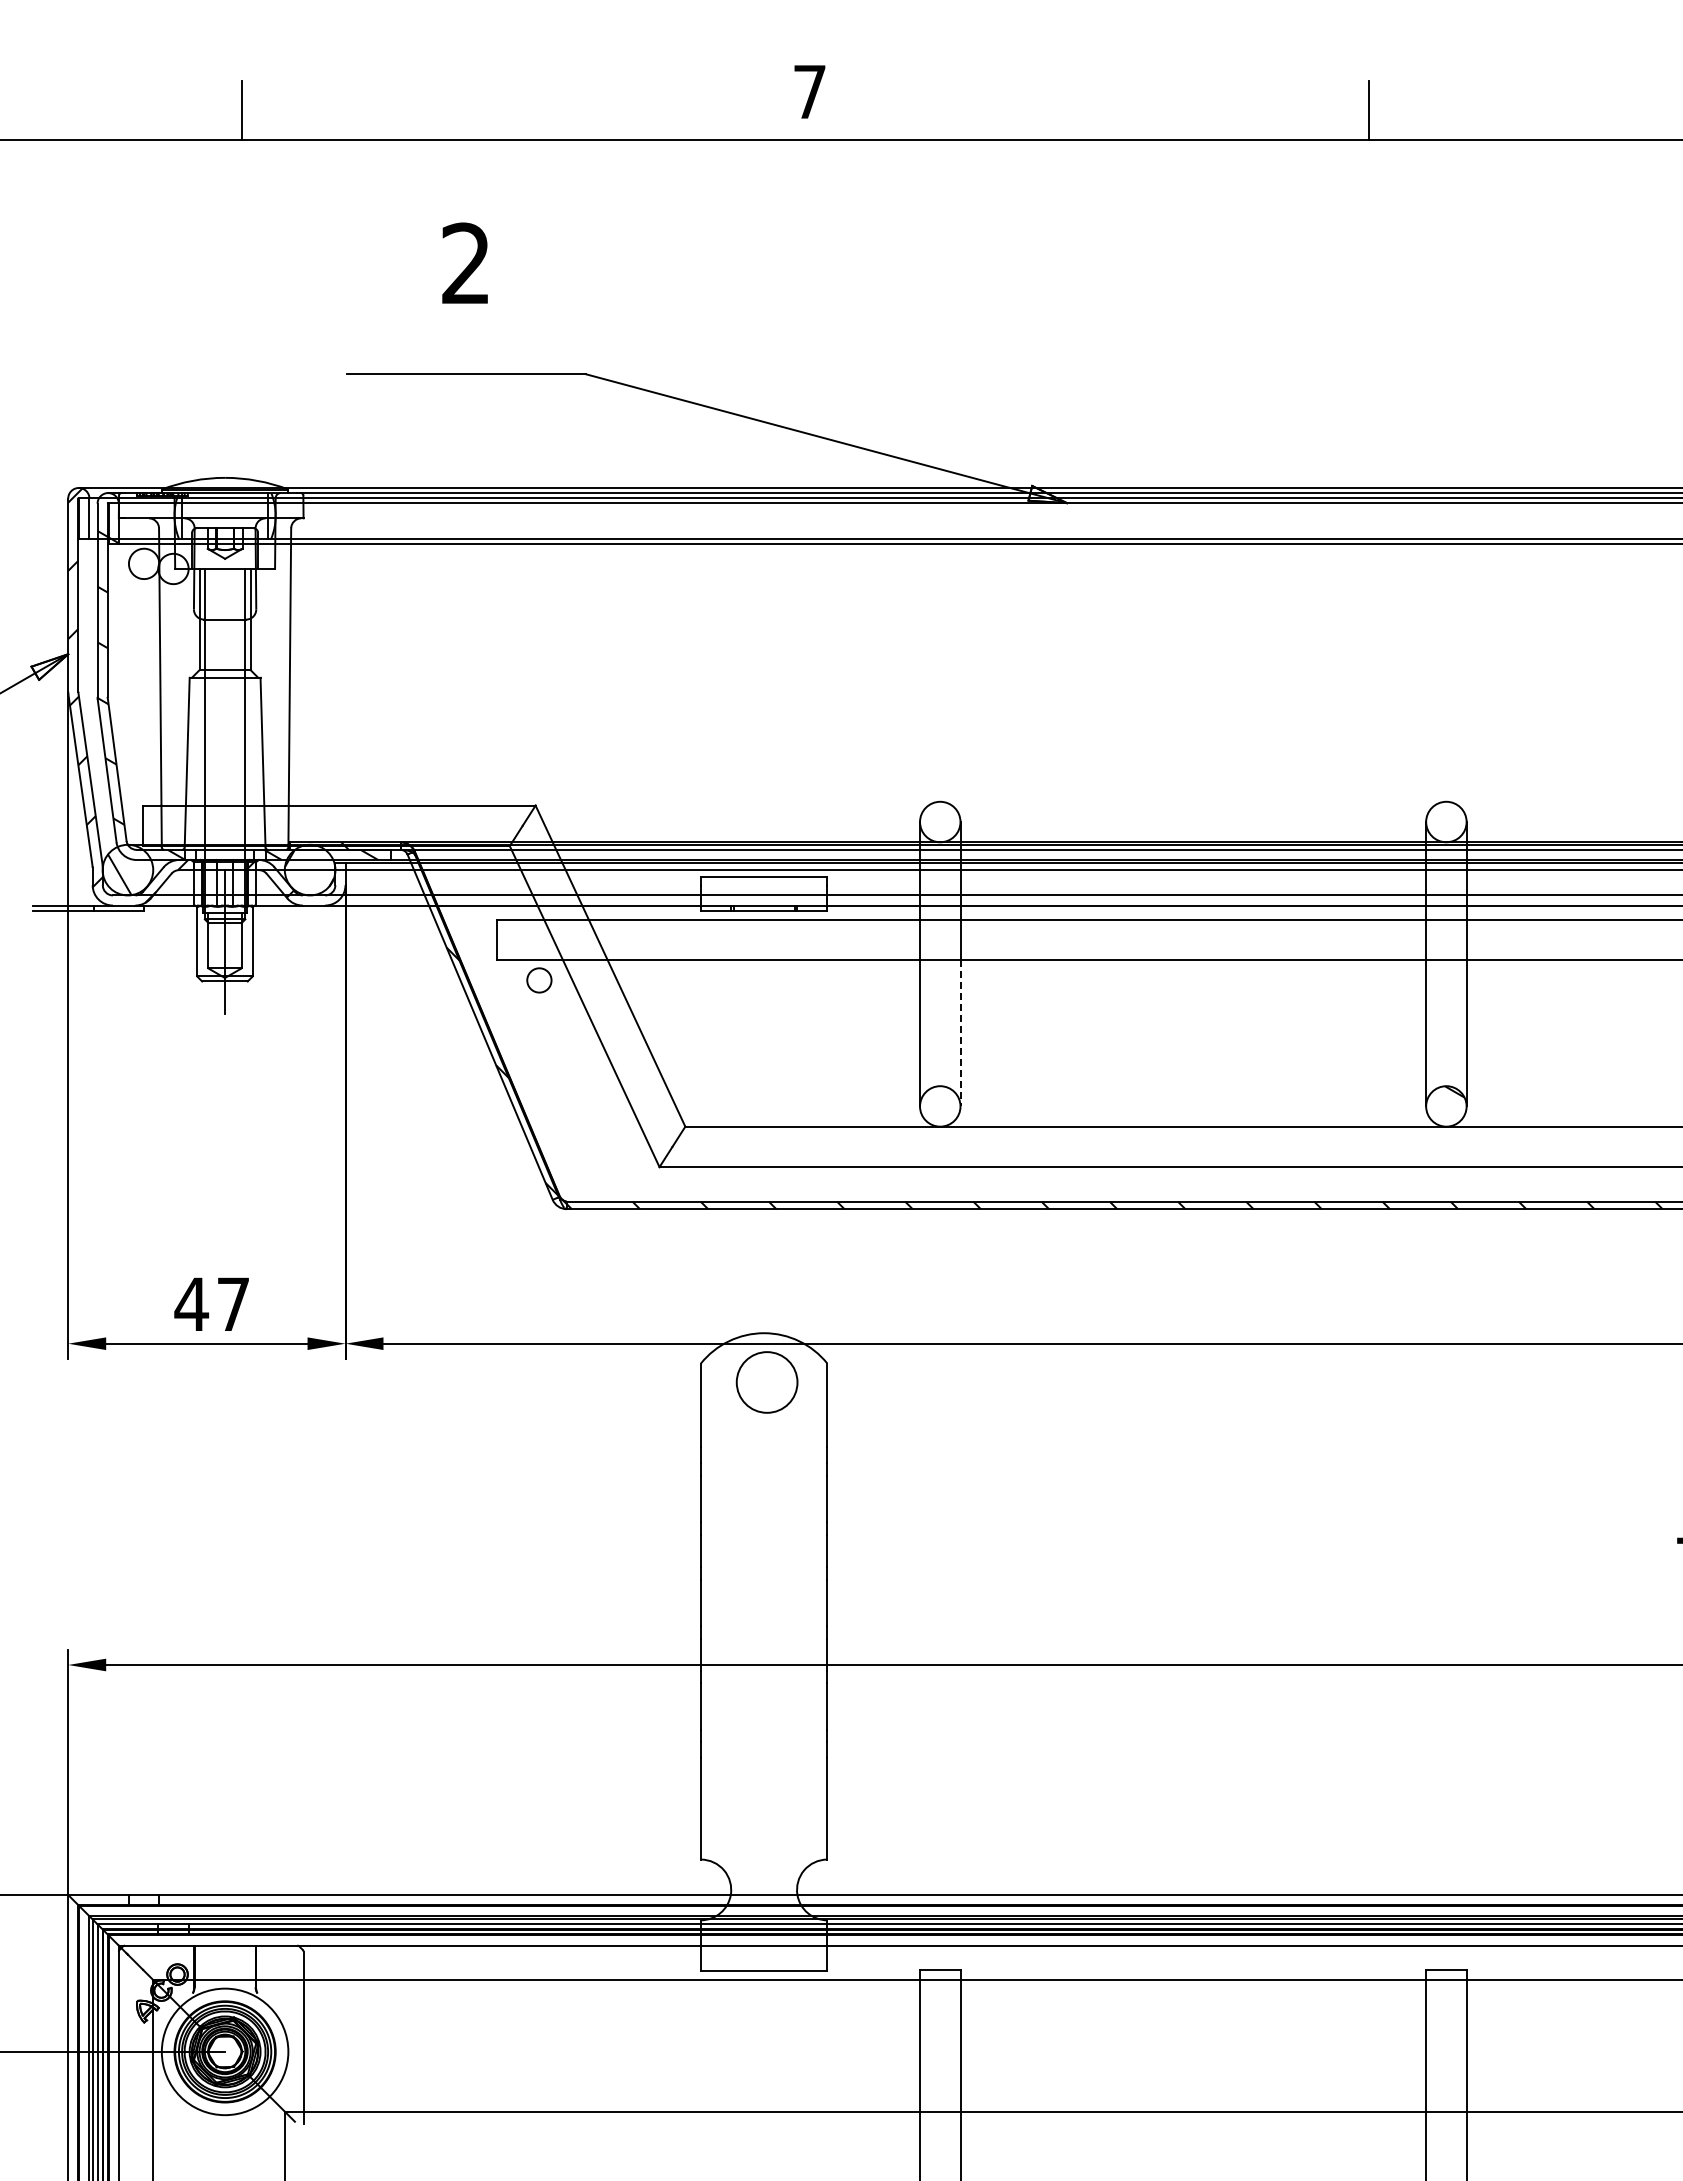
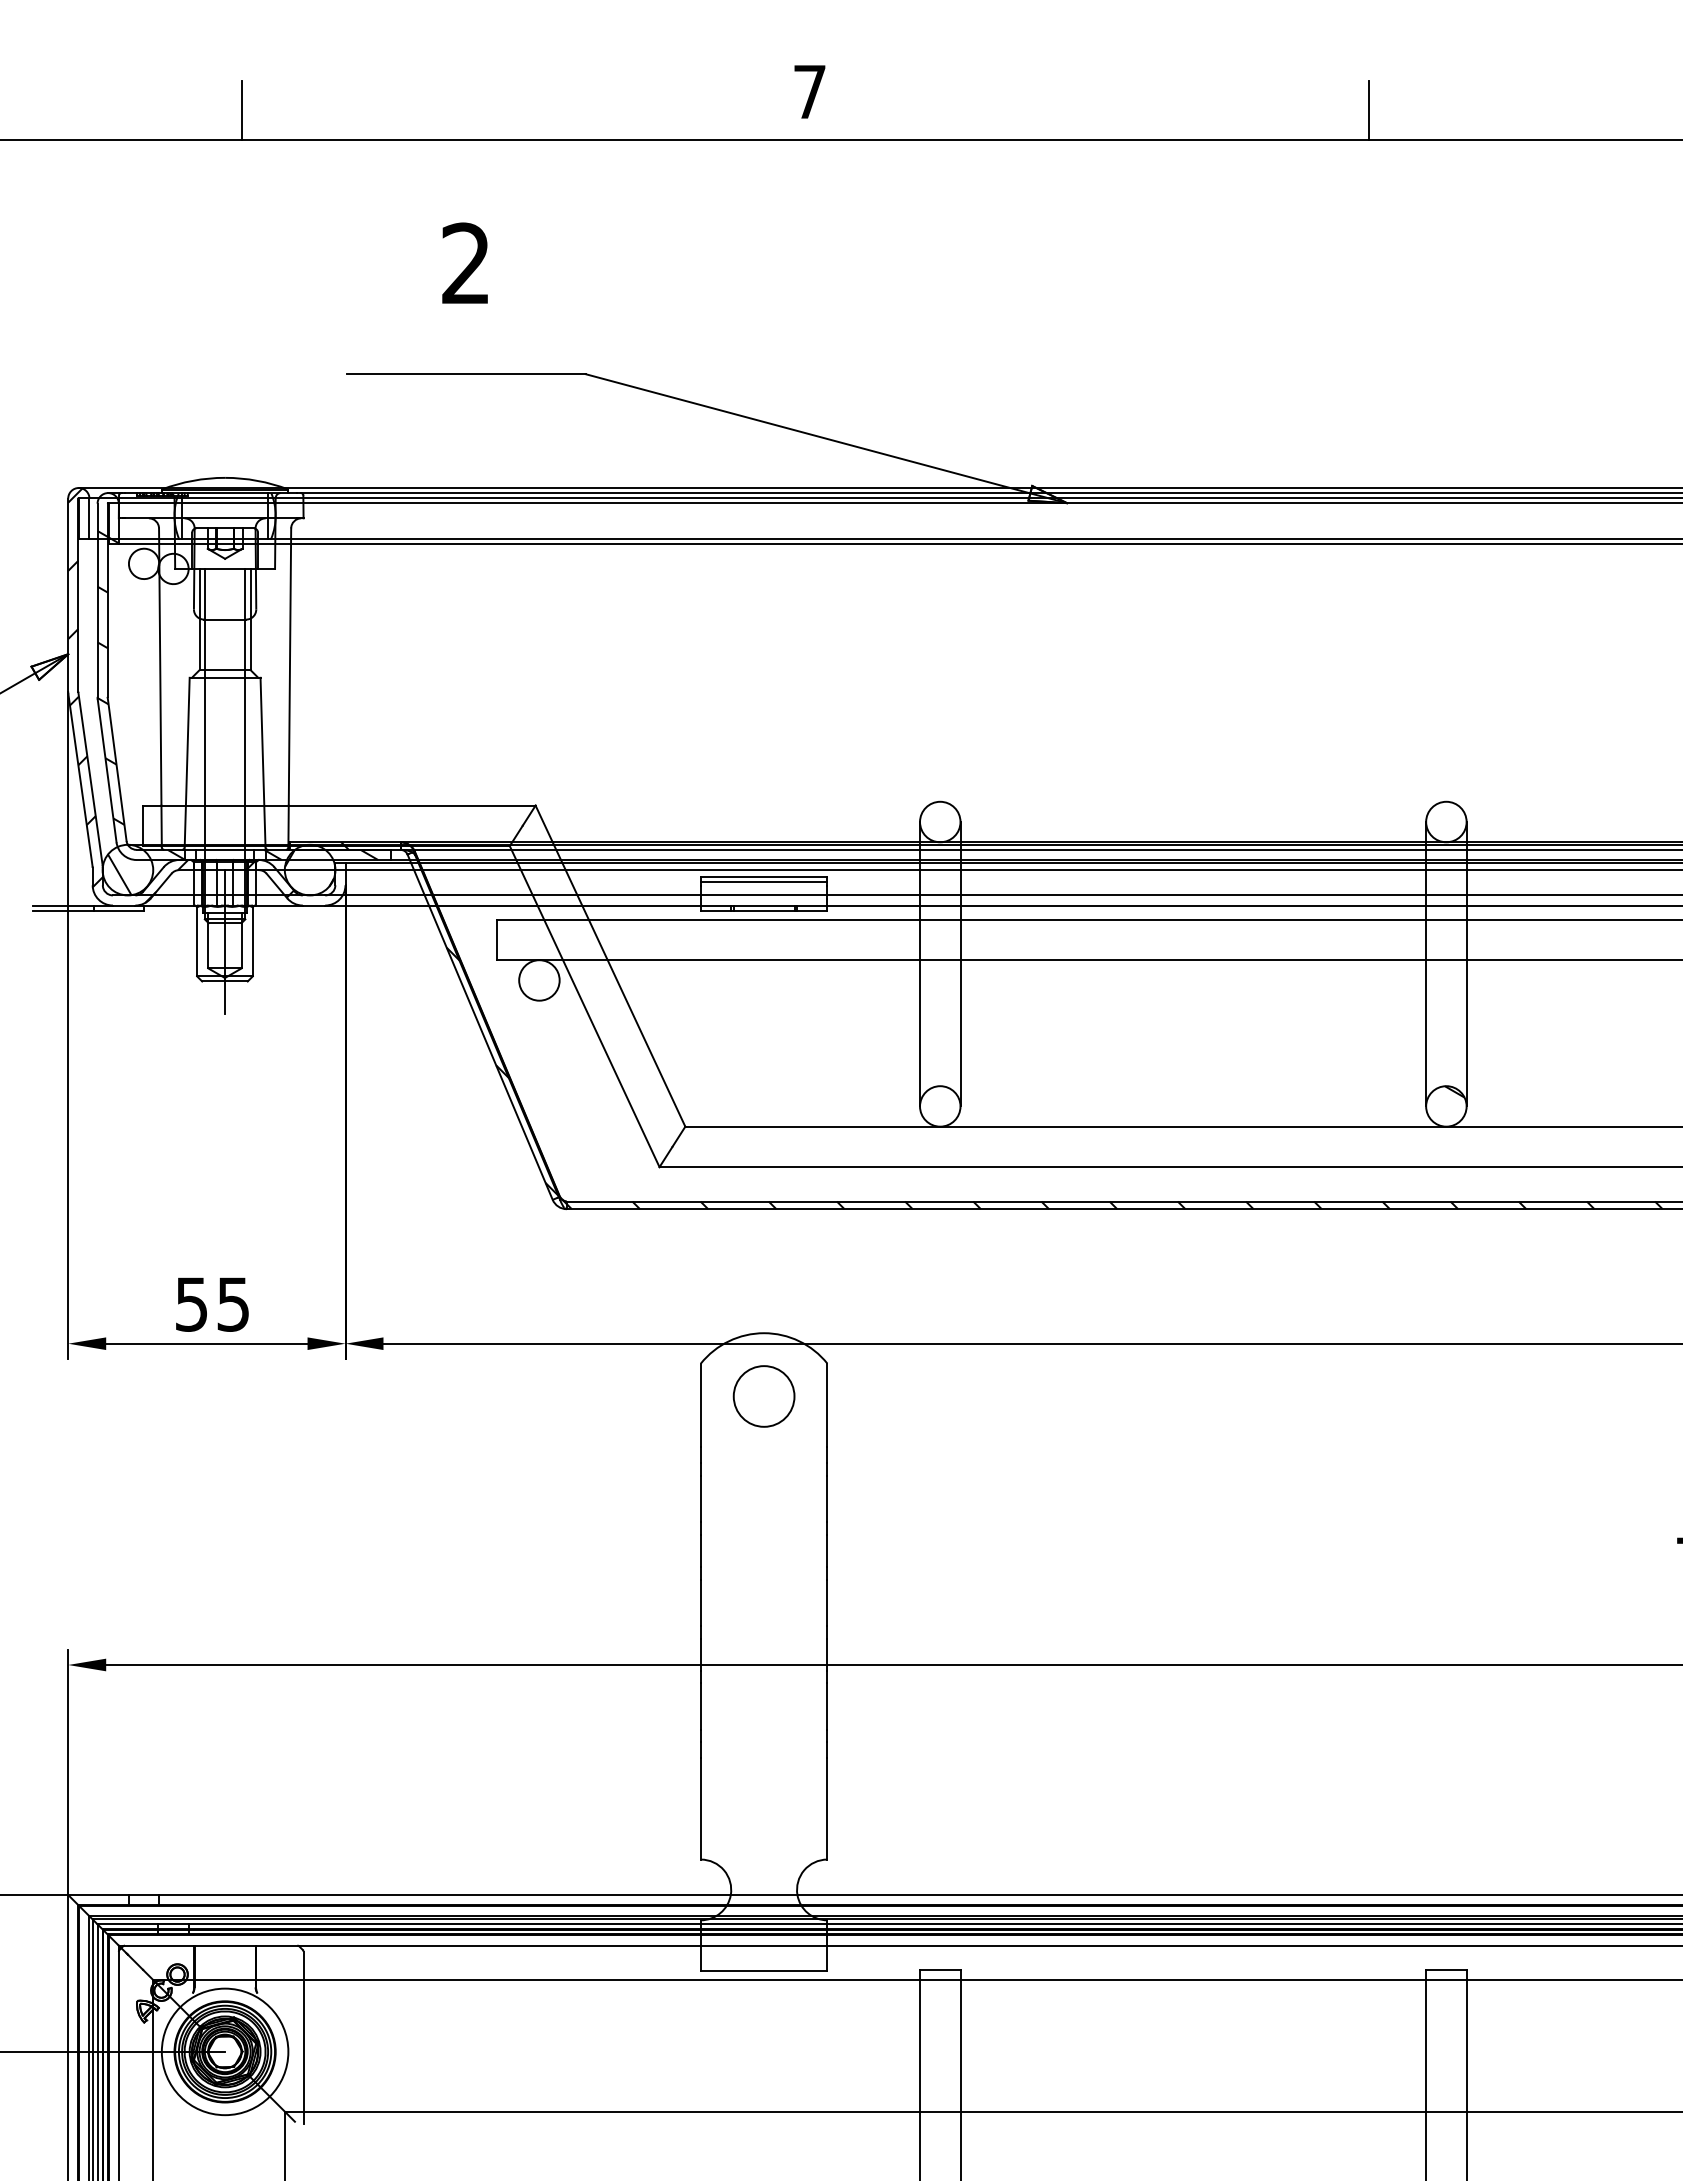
line: none -> present (763, 881)
circle diameter: 24 px -> 40 px (539, 980)
line: dashed -> solid (960, 1033)
text: 47 -> 55 (211, 1304)
circle position: (766, 1382) -> (763, 1396) (763, 1396)
